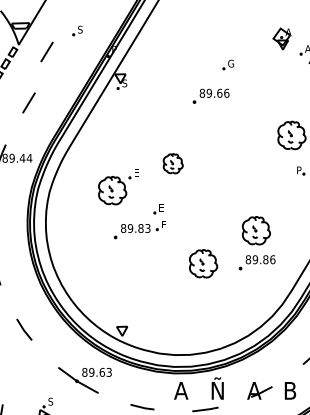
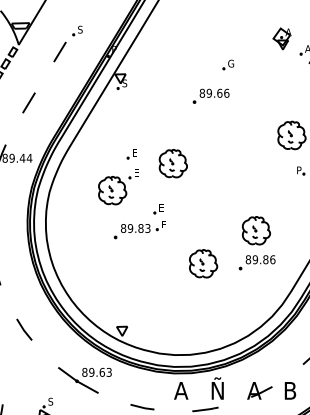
line position: (46, 51) -> (59, 51) (59, 51)
part: none -> present (131, 154)
part size: 22x22 px -> 30x30 px (172, 163)
